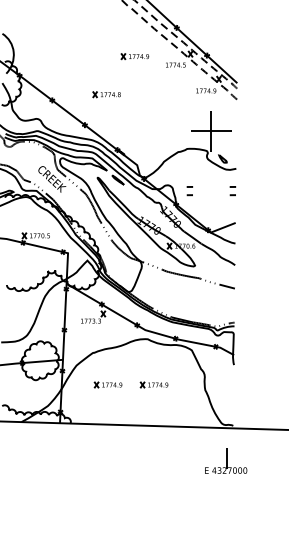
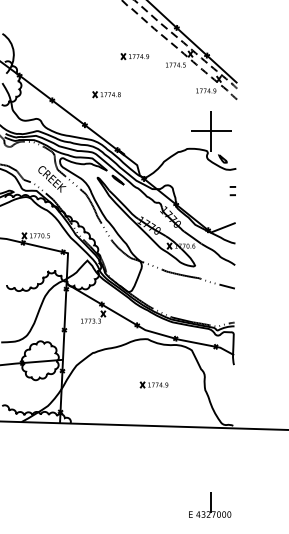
part: present -> none (189, 191)
part: present -> none (107, 384)
part position: (226, 460) -> (210, 504) (210, 504)
